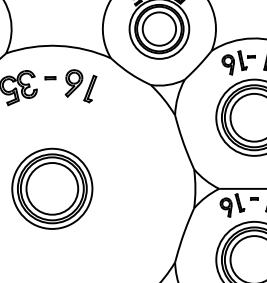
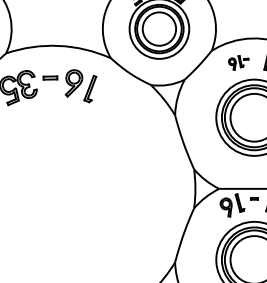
part size: 35x26 px -> 22x16 px (238, 62)
part size: 13x5 px -> 17x6 px (50, 77)
part: present -> none (52, 188)
